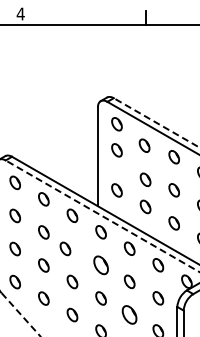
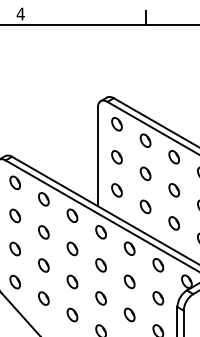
line: dashed -> solid (156, 122)
part position: (144, 145) -> (145, 140) (145, 140)
part position: (116, 150) -> (116, 157) (116, 157)
part position: (145, 179) -> (145, 173) (145, 173)
line: dashed -> solid (102, 216)
part position: (65, 248) -> (72, 248) (72, 248)
part size: 16x21 px -> 12x15 px (100, 265)
part size: 17x20 px -> 12x16 px (129, 314)
line: dashed -> solid (21, 315)
